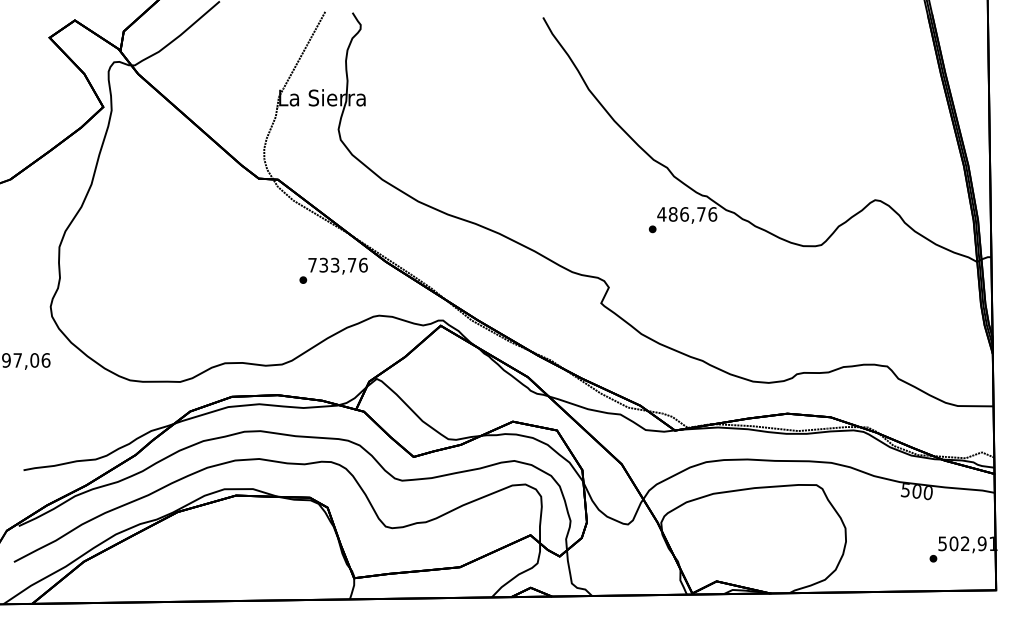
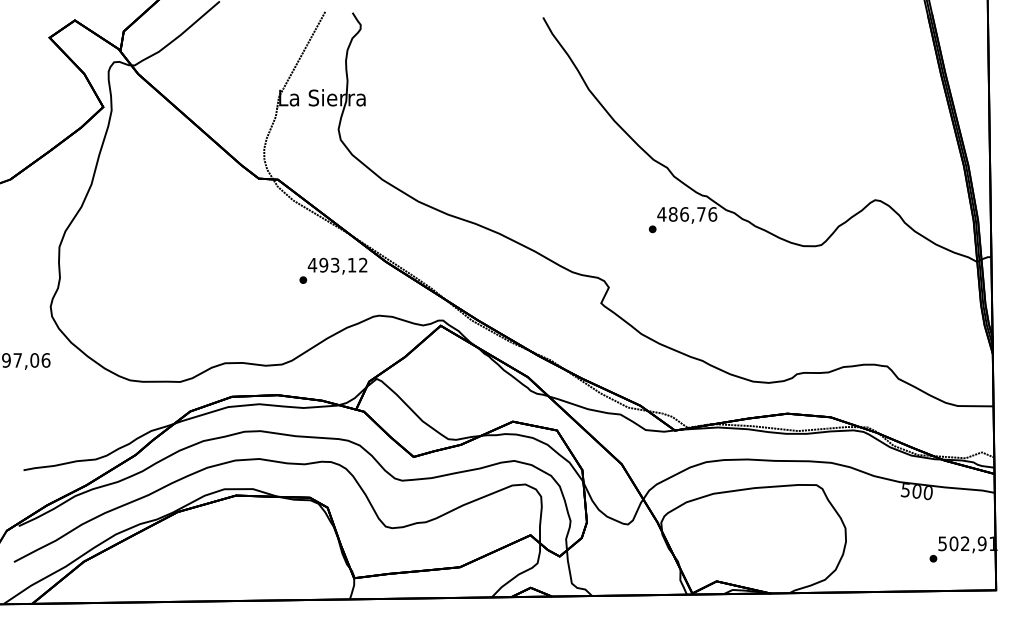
text: 733,76 -> 493,12 (337, 264)
